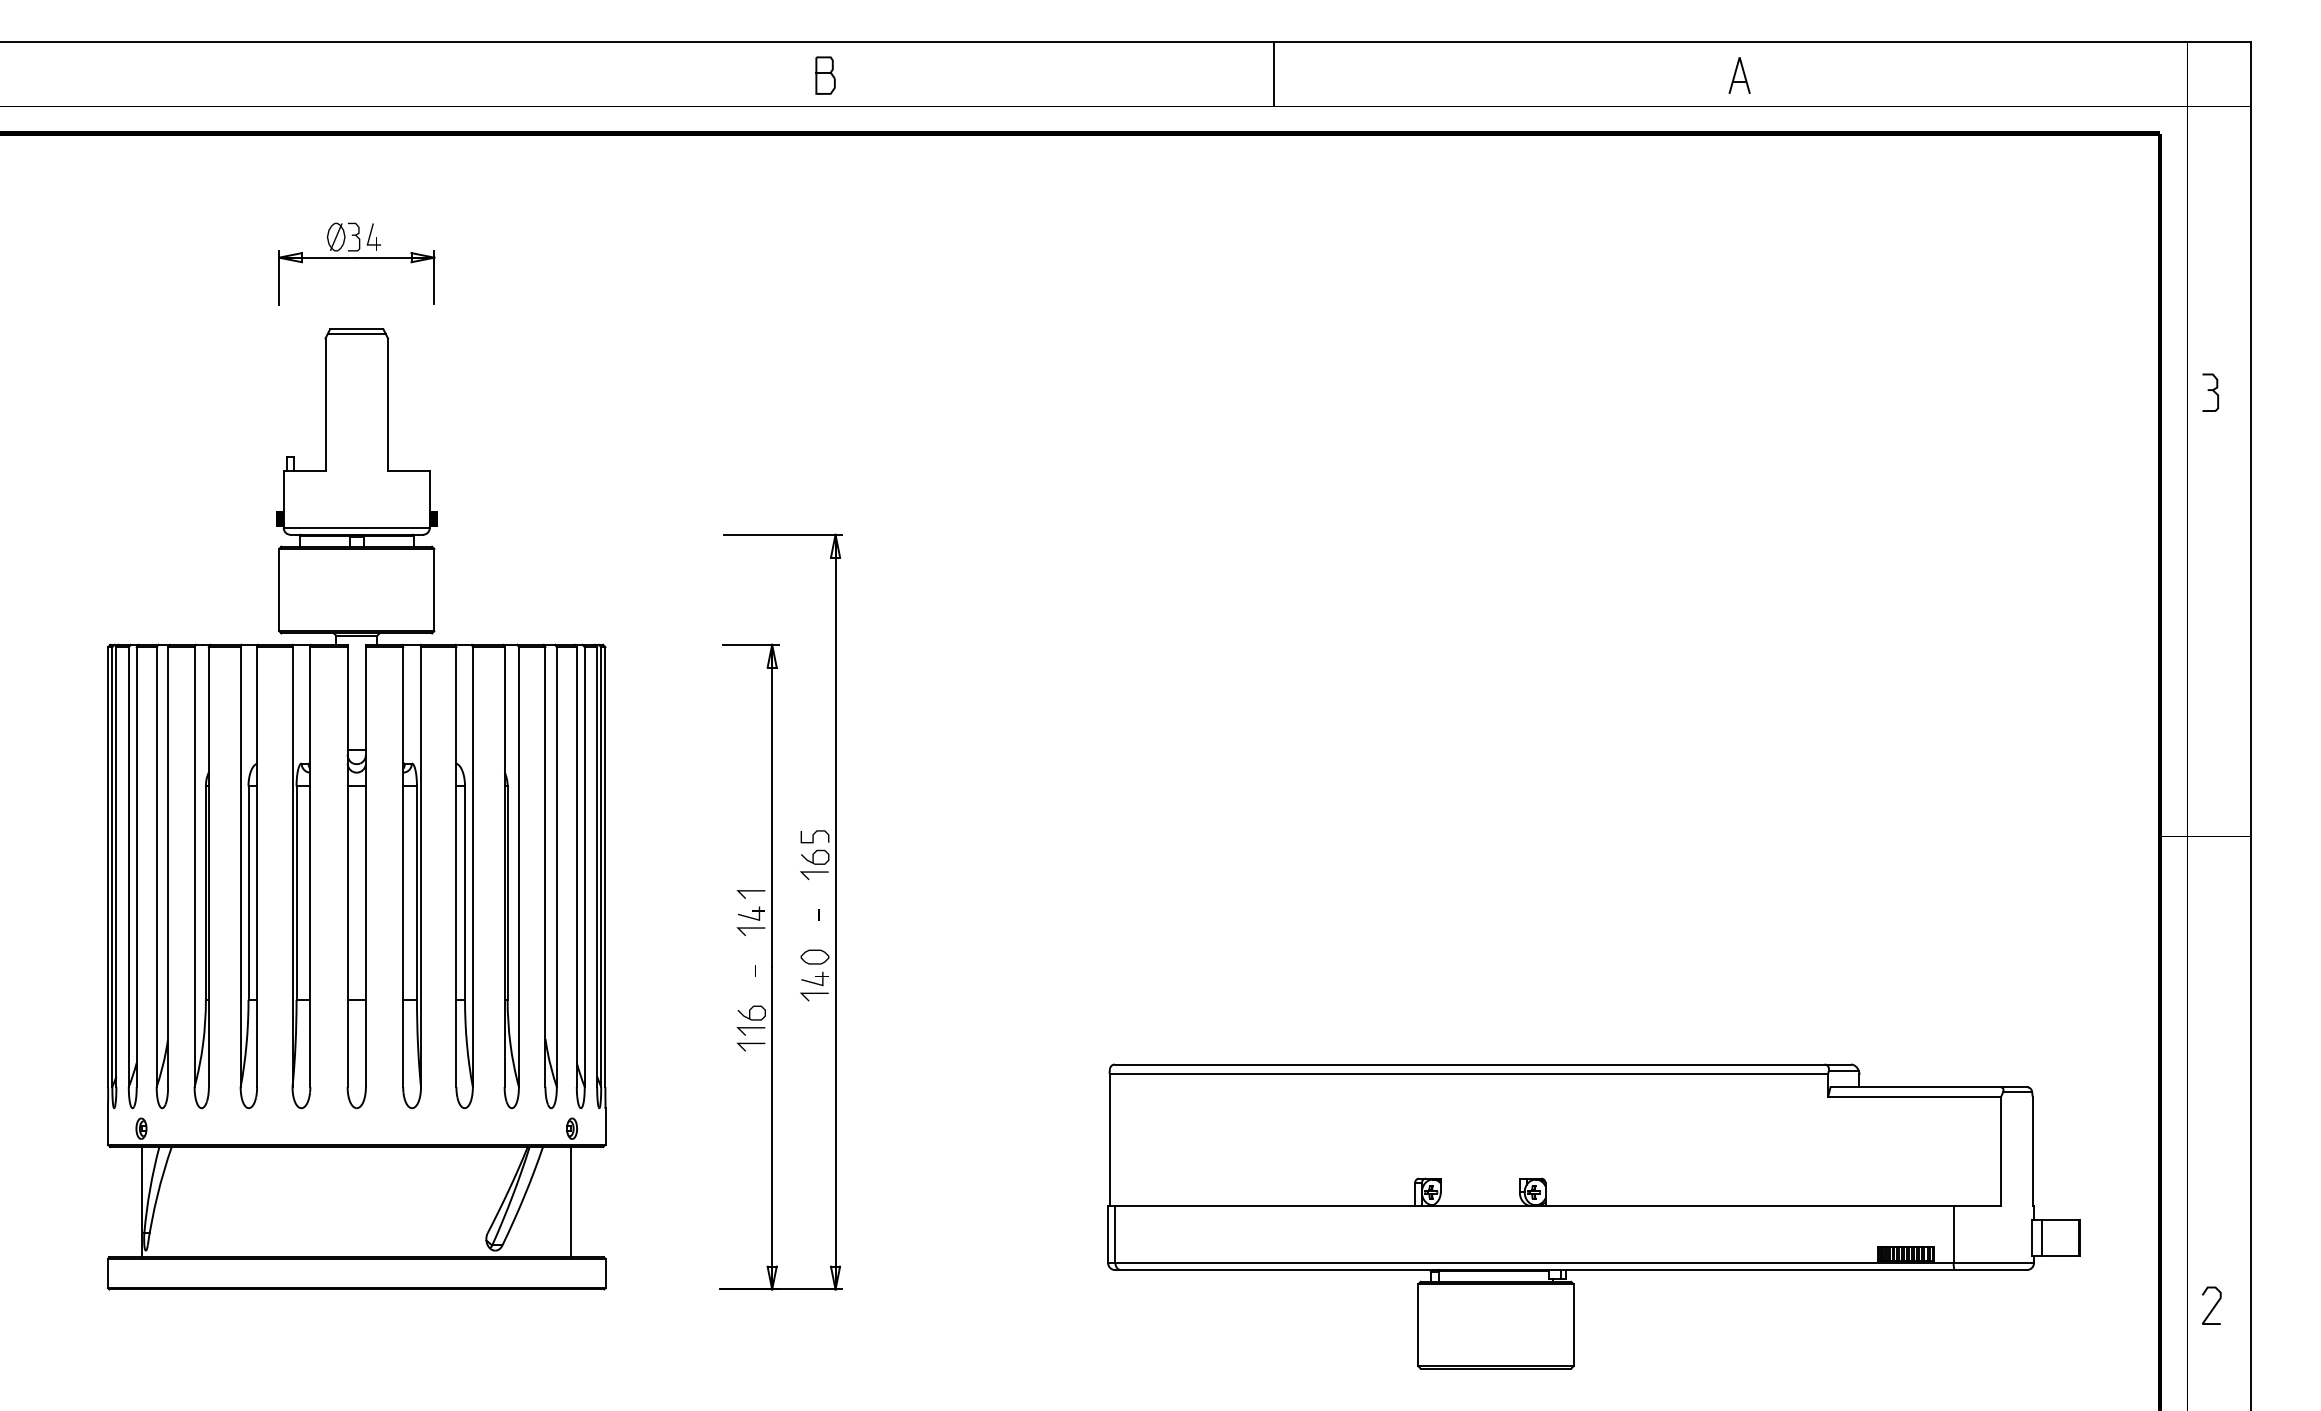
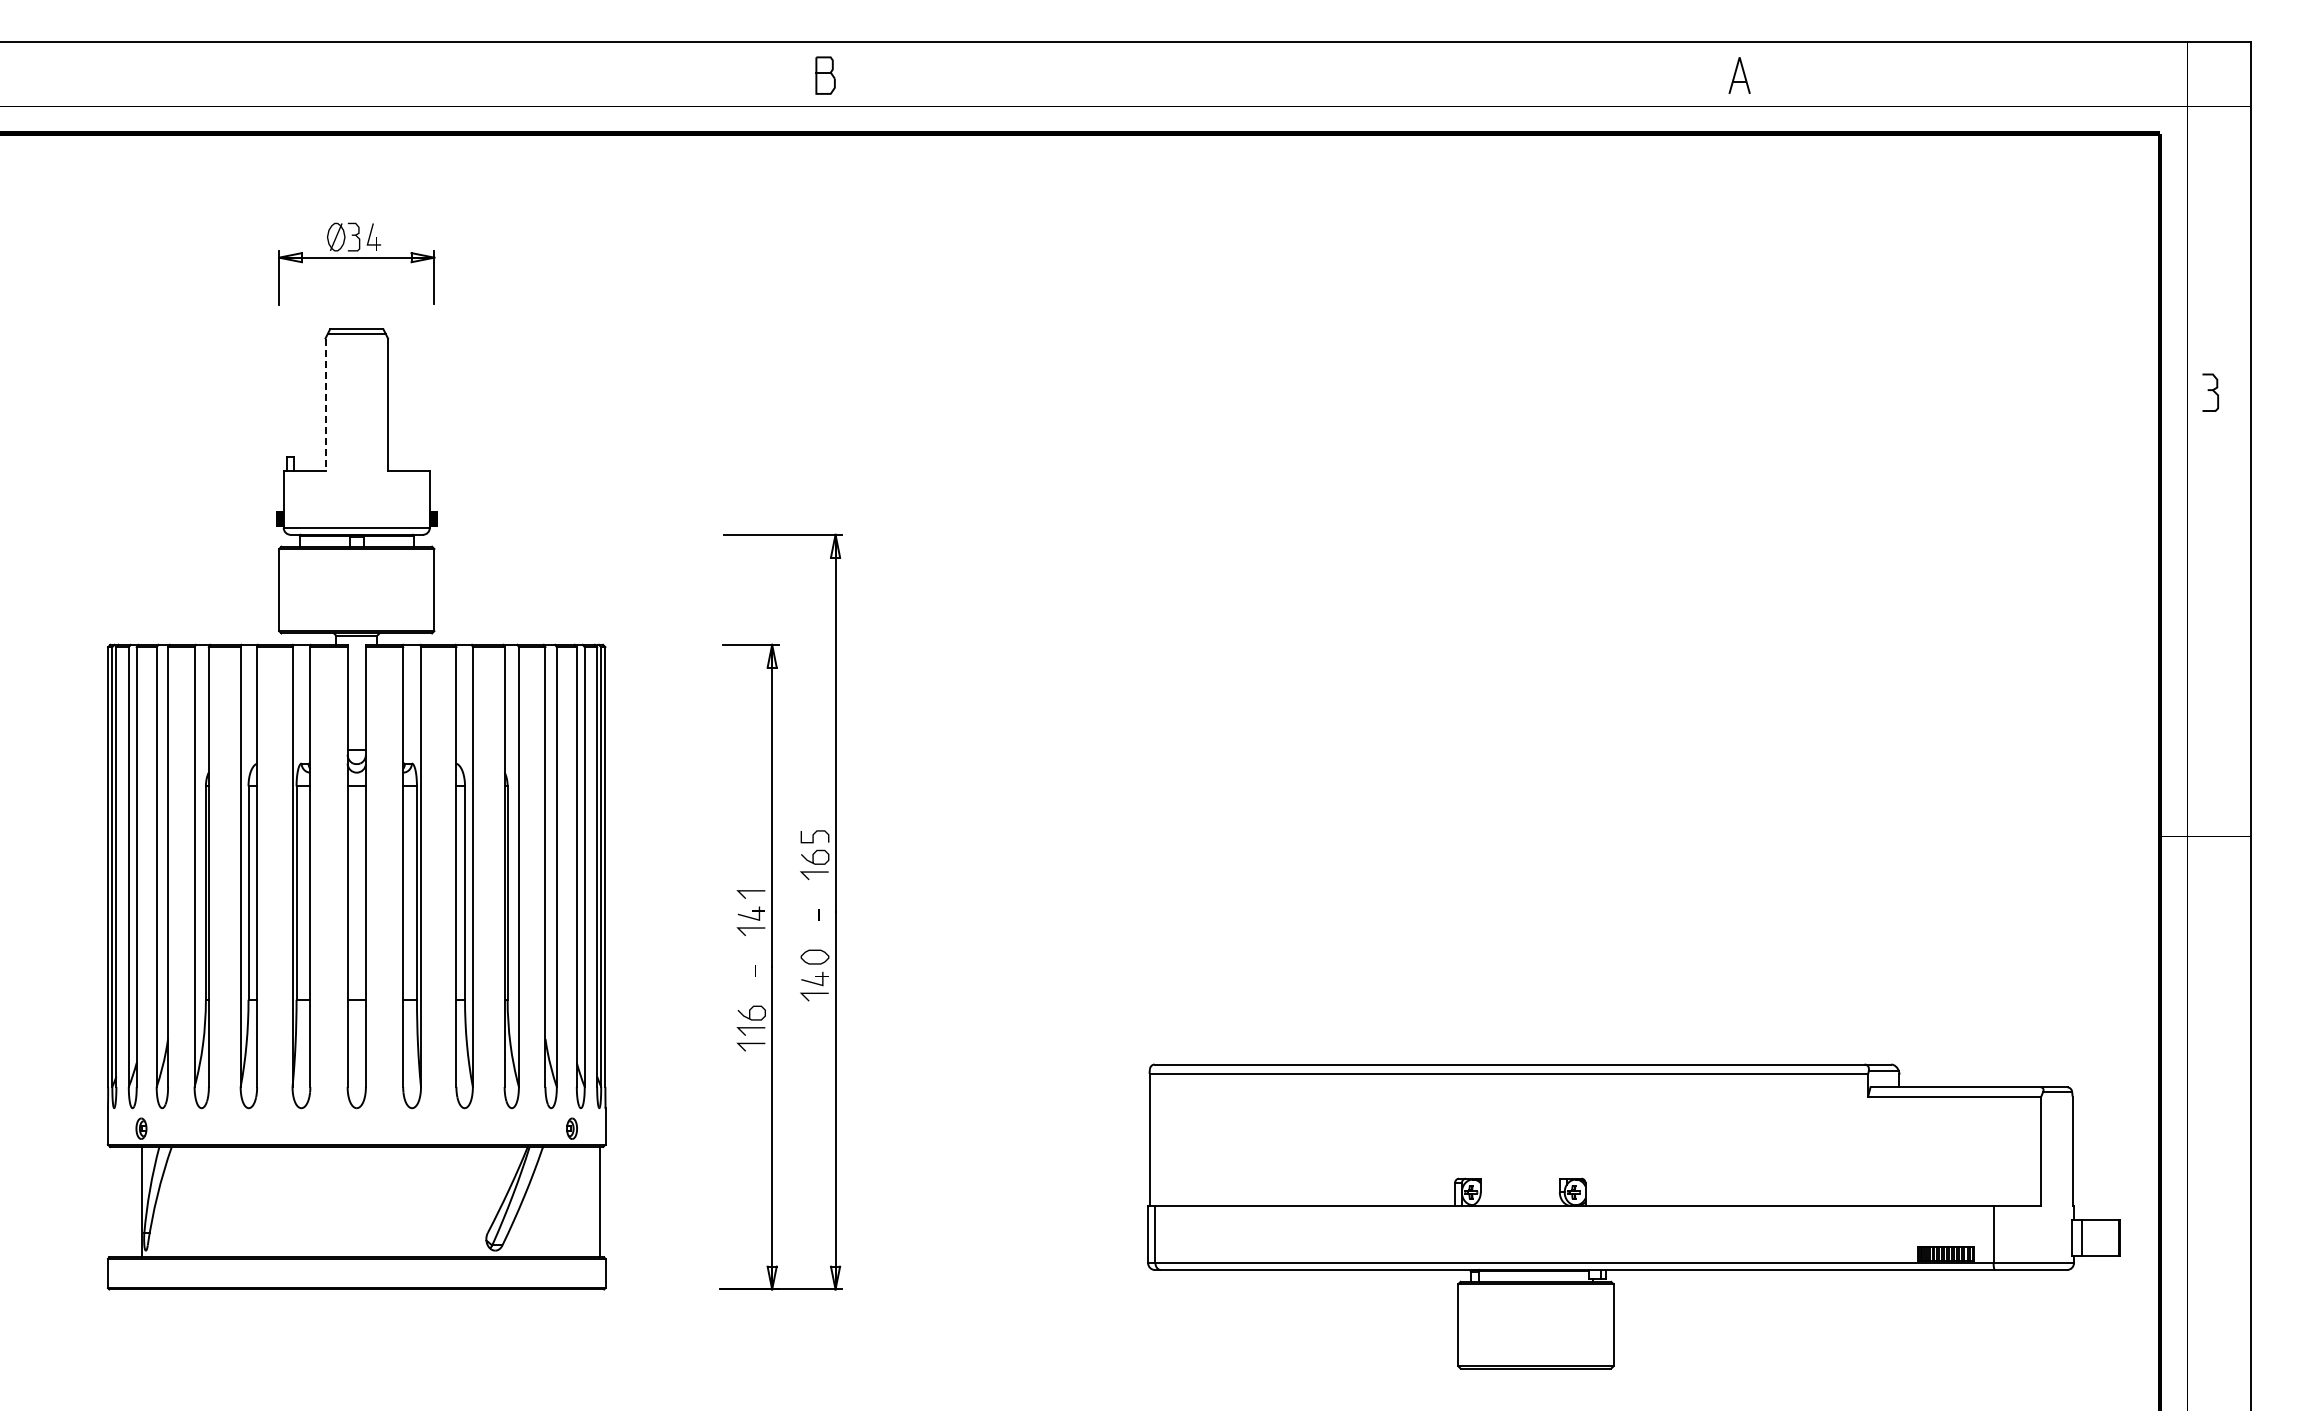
line: present -> none (1274, 74)
line: solid -> dashed (325, 405)
line position: (571, 1202) -> (600, 1202) (600, 1202)
part position: (1593, 1216) -> (1633, 1216) (1633, 1216)
curve: present -> none (2213, 1306)
